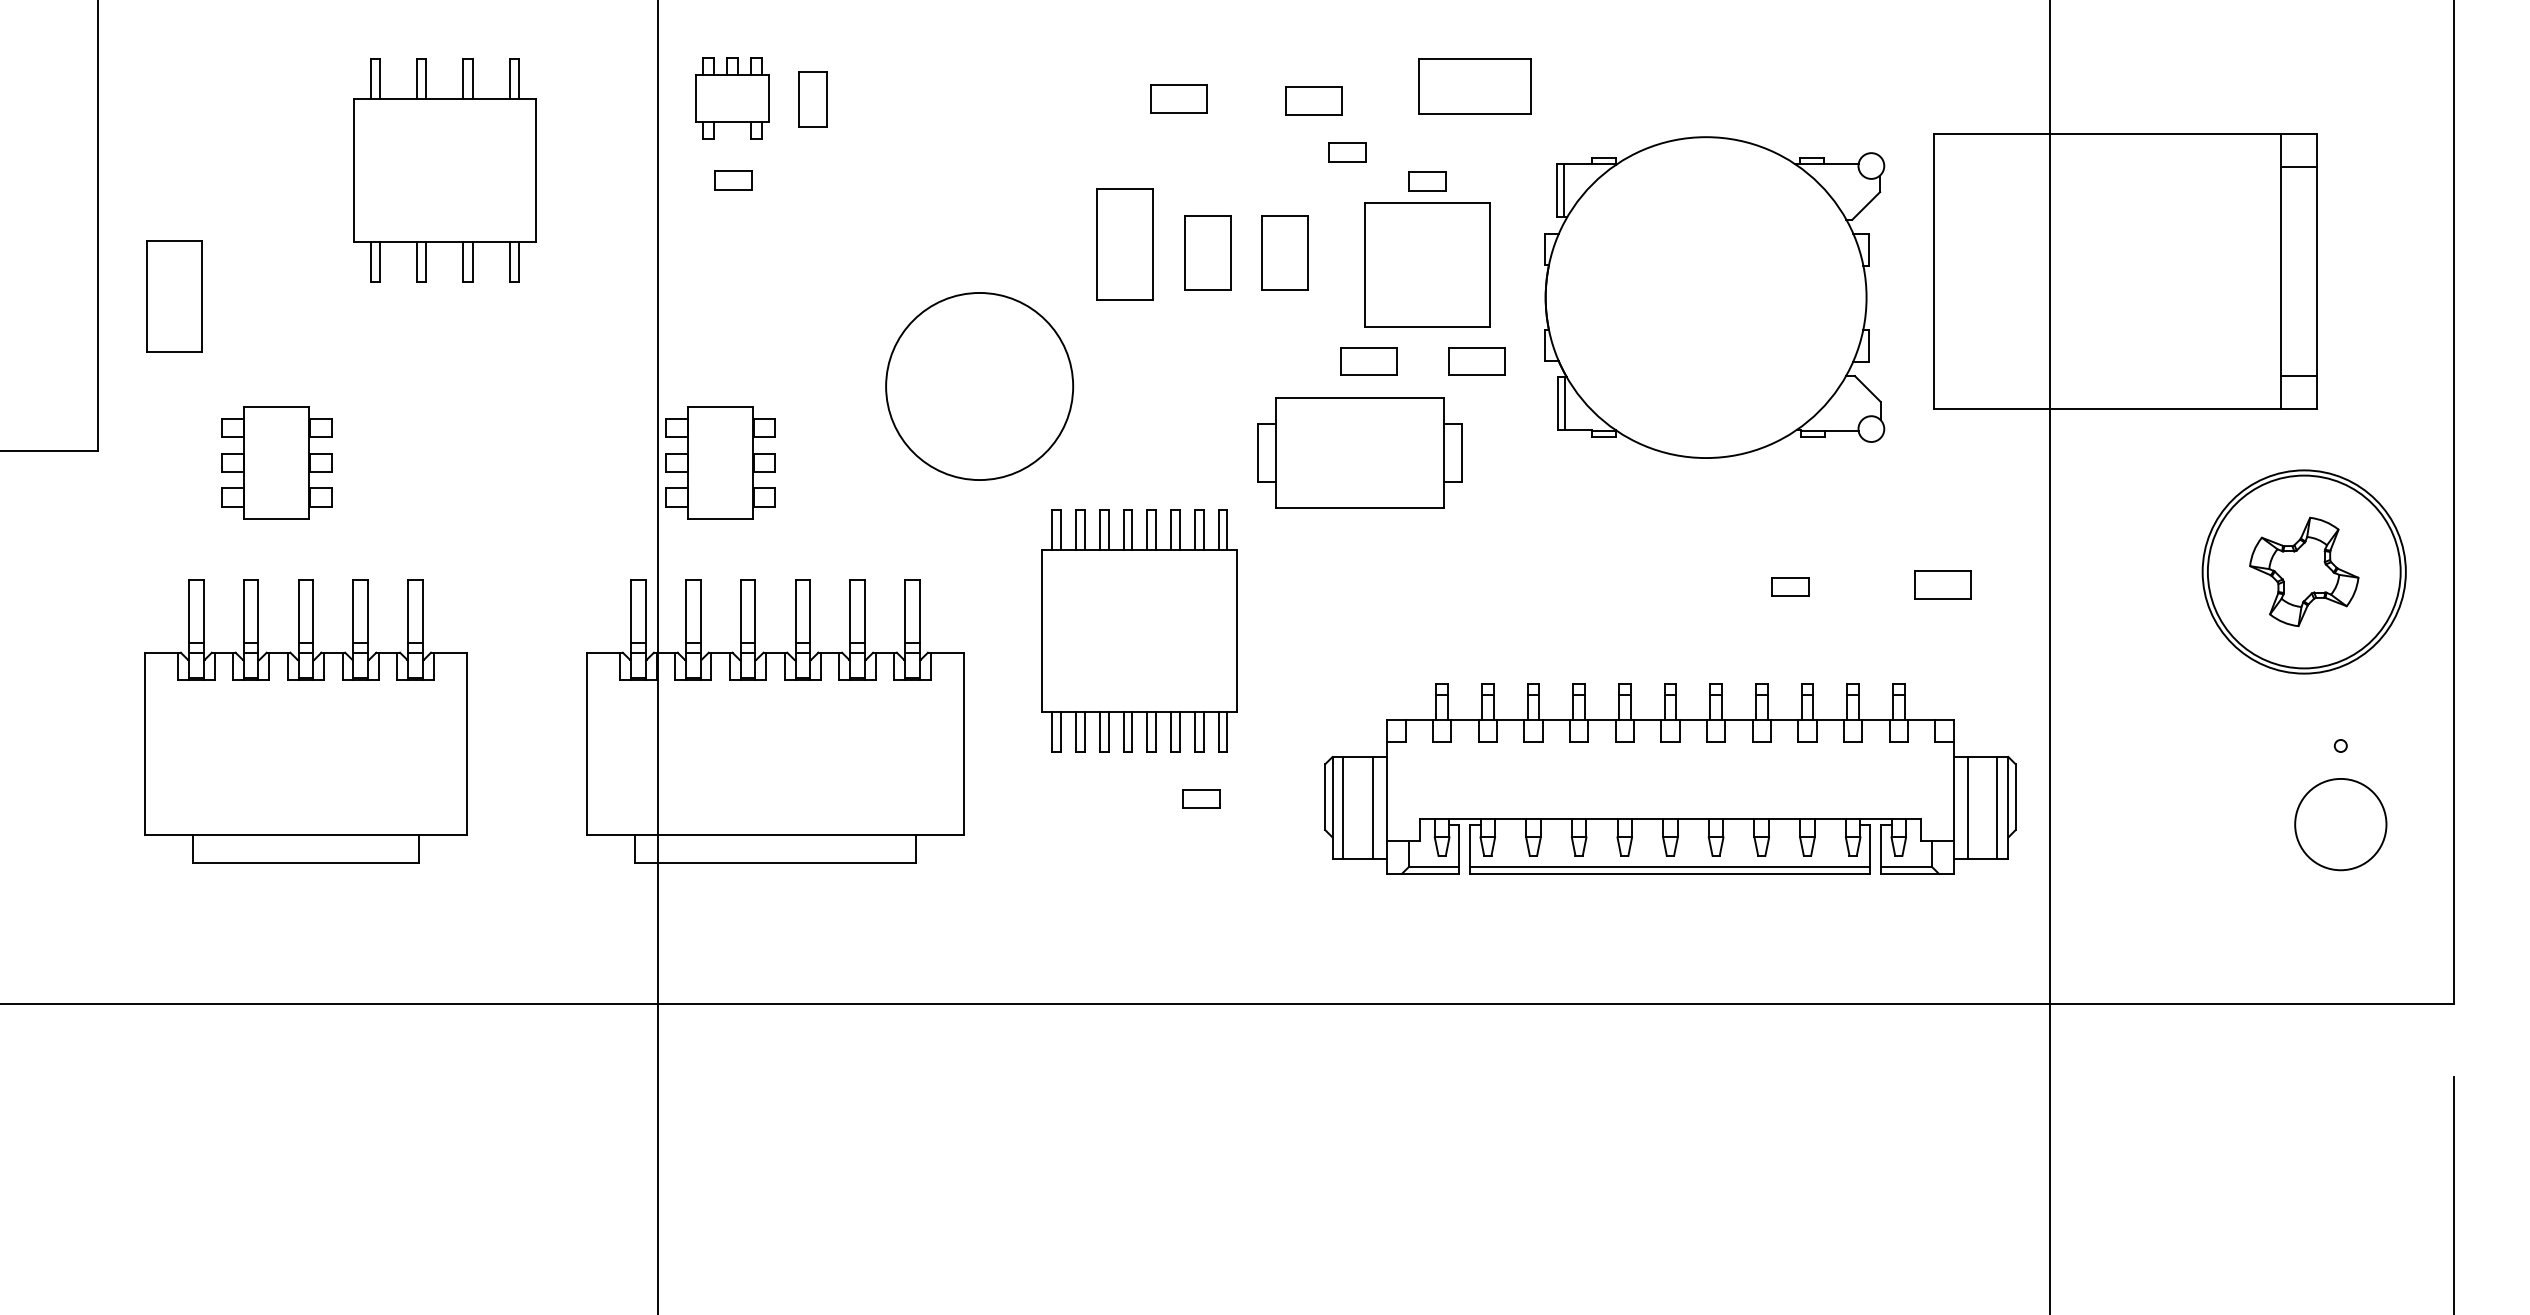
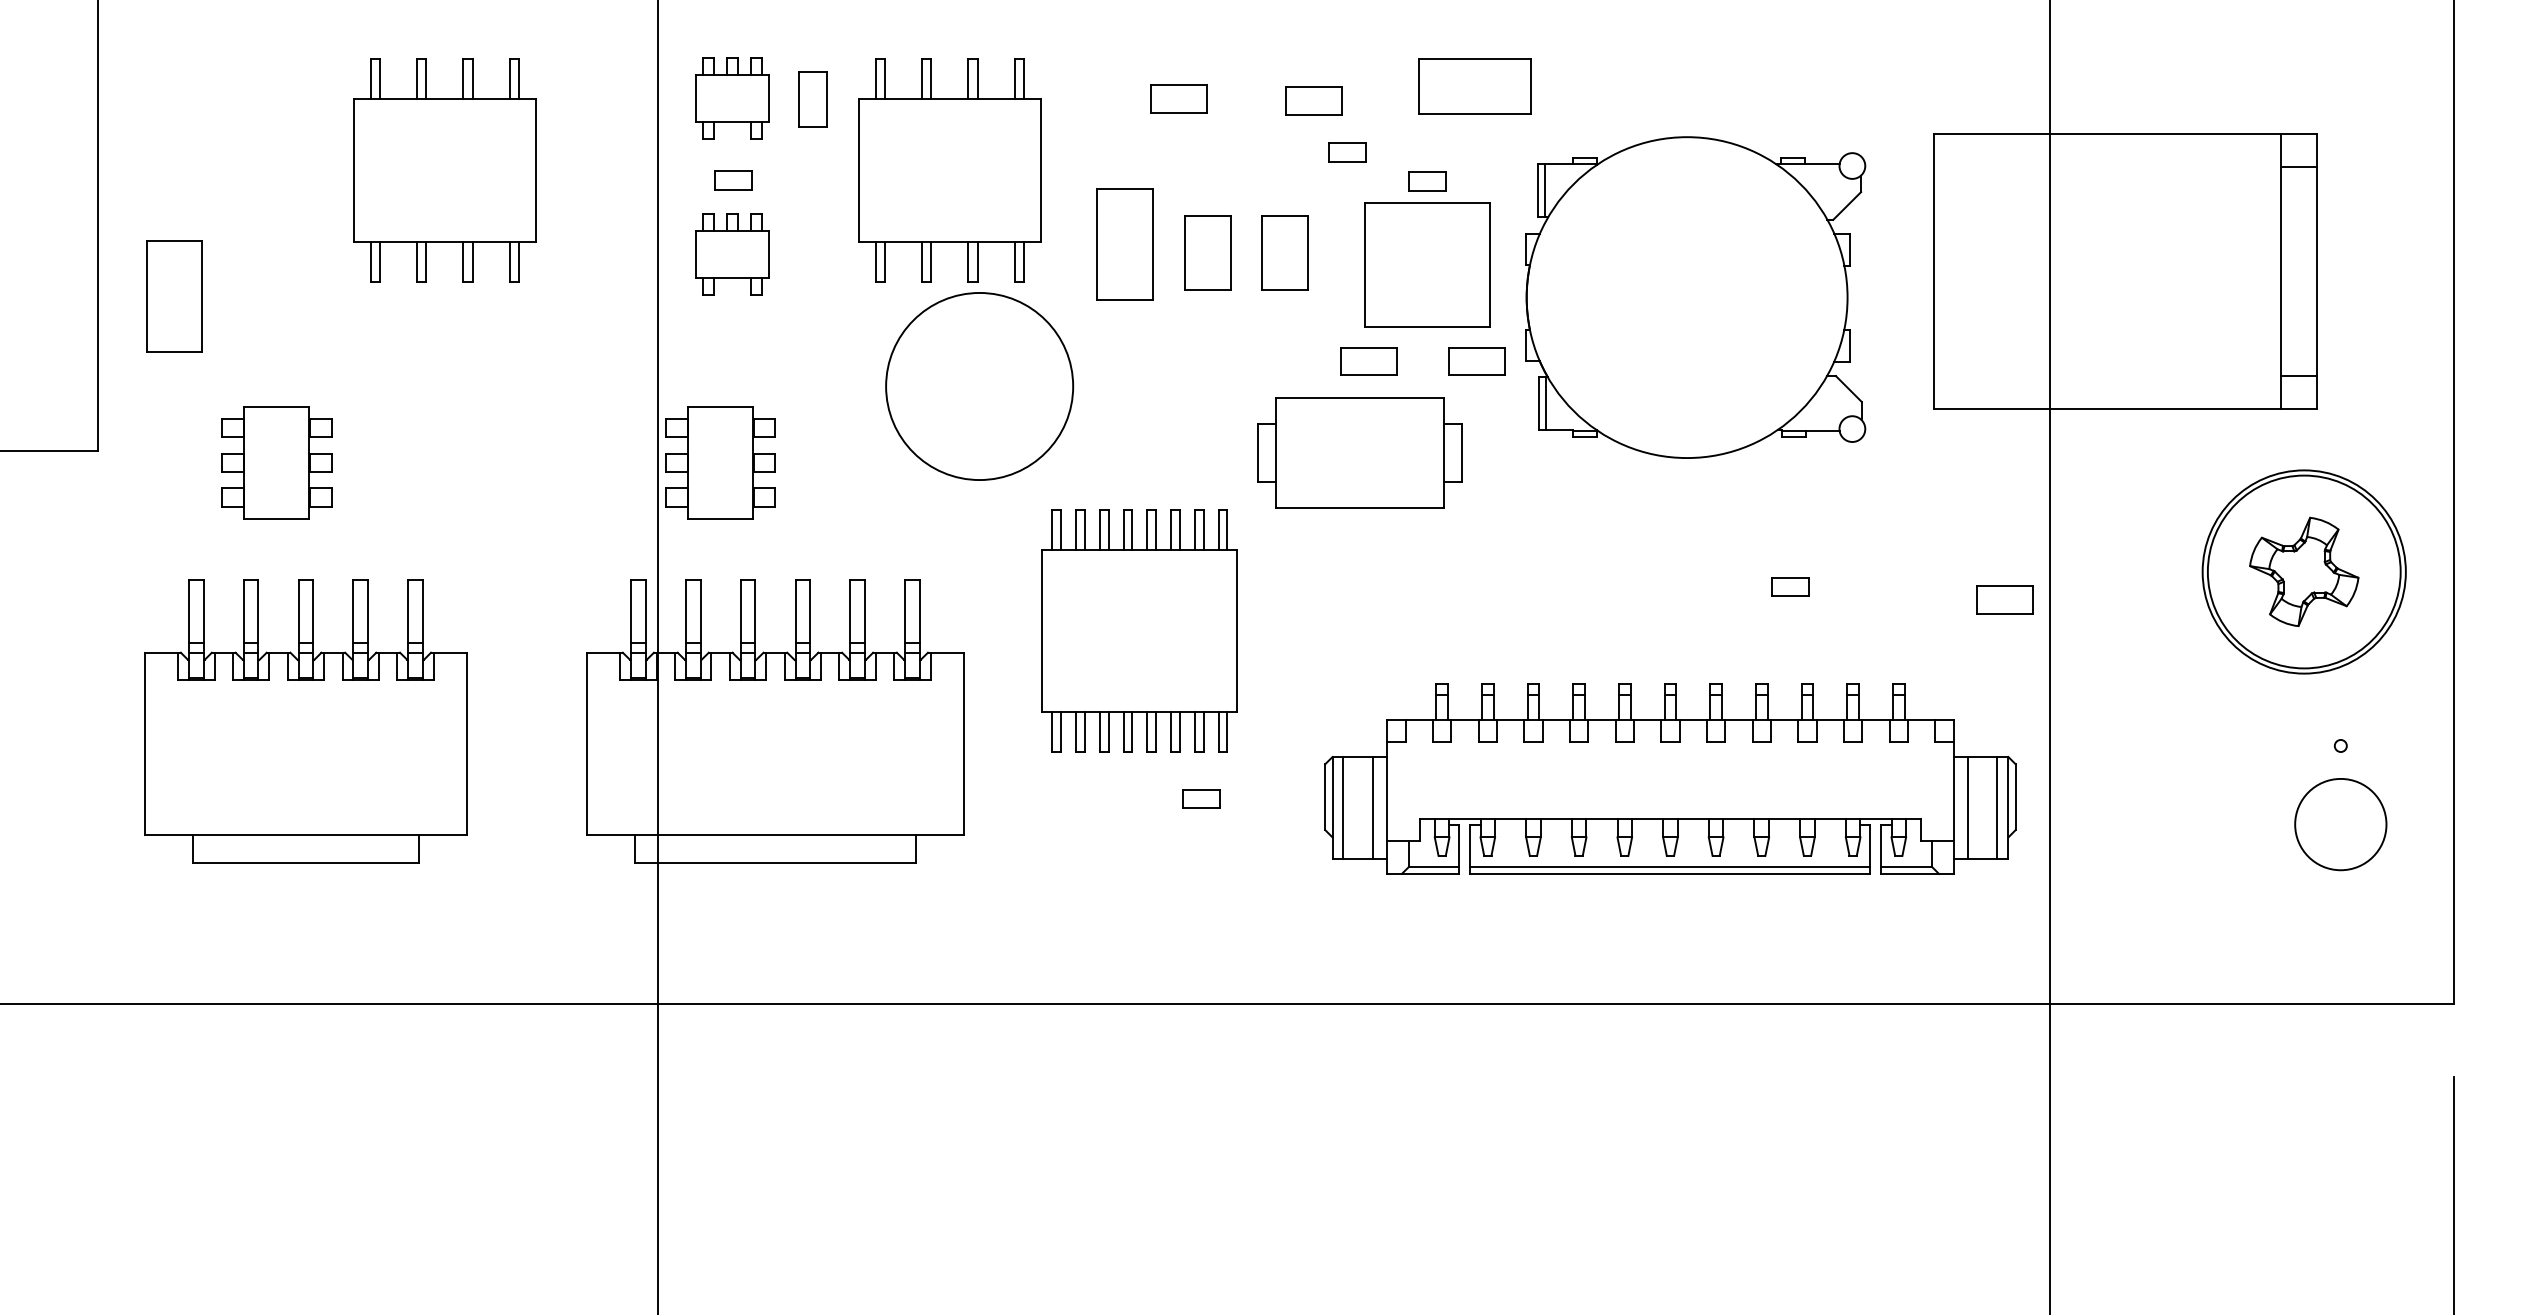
part: none -> present (949, 170)
part: none -> present (732, 254)
part position: (1714, 297) -> (1695, 297) (1695, 297)
part position: (1942, 584) -> (2004, 599) (2004, 599)
